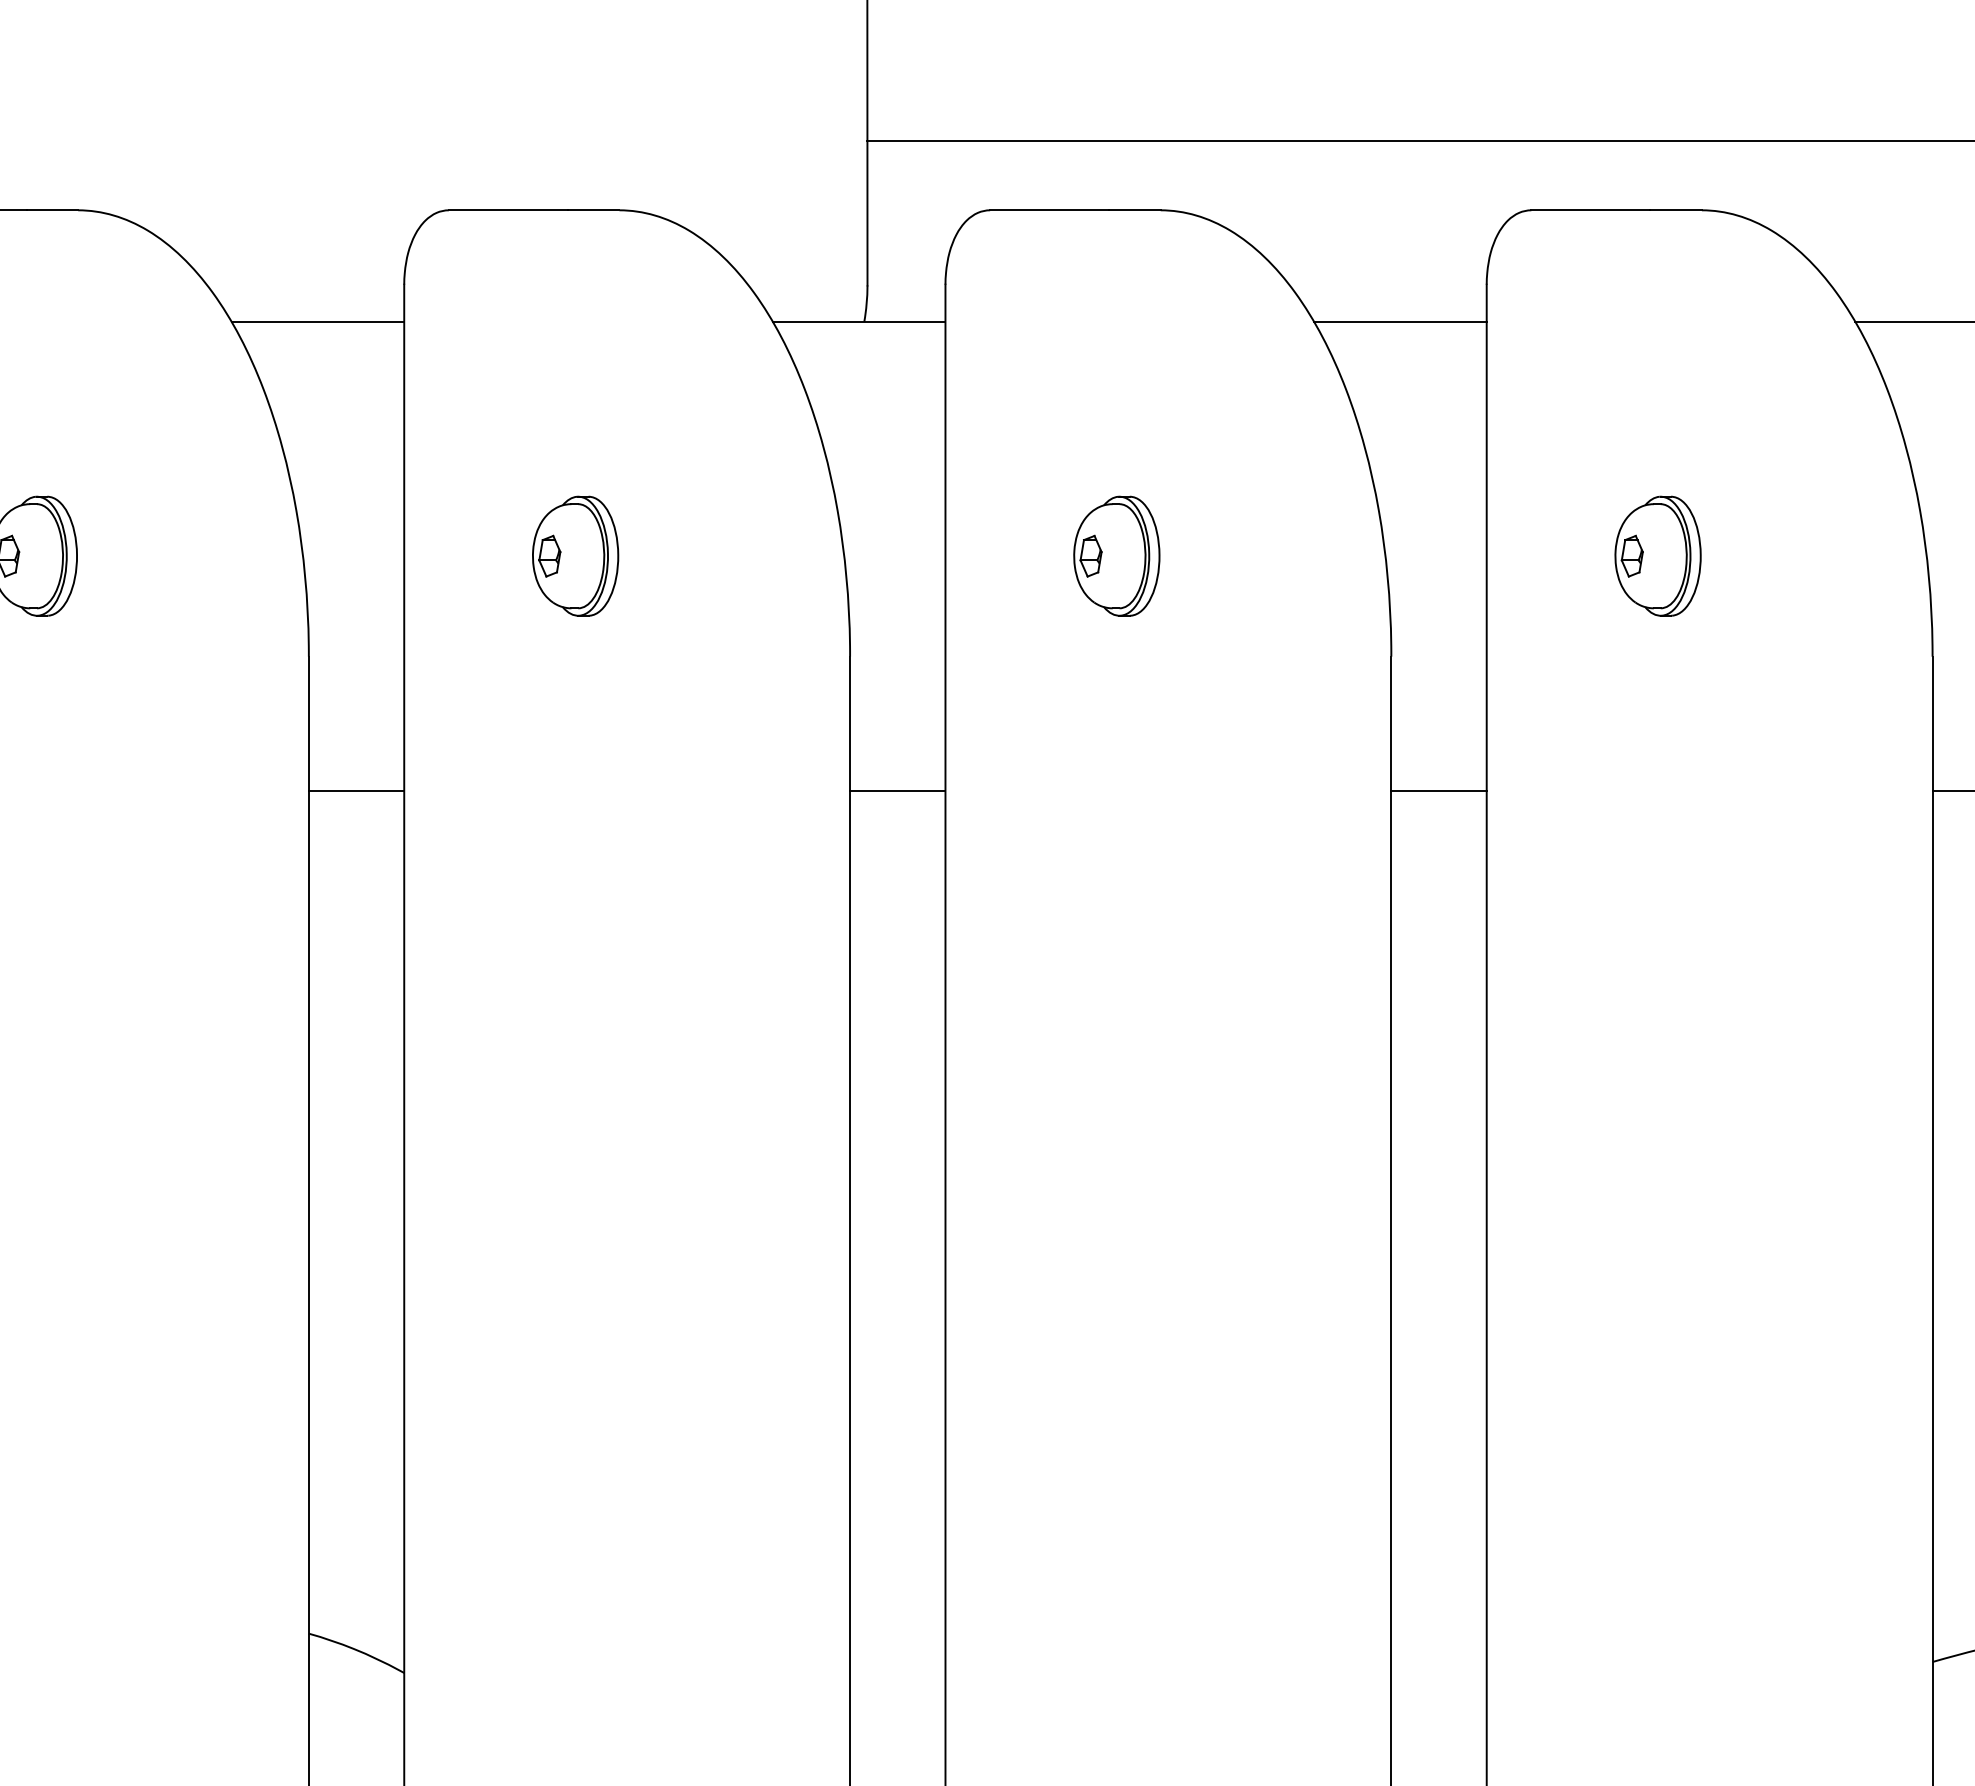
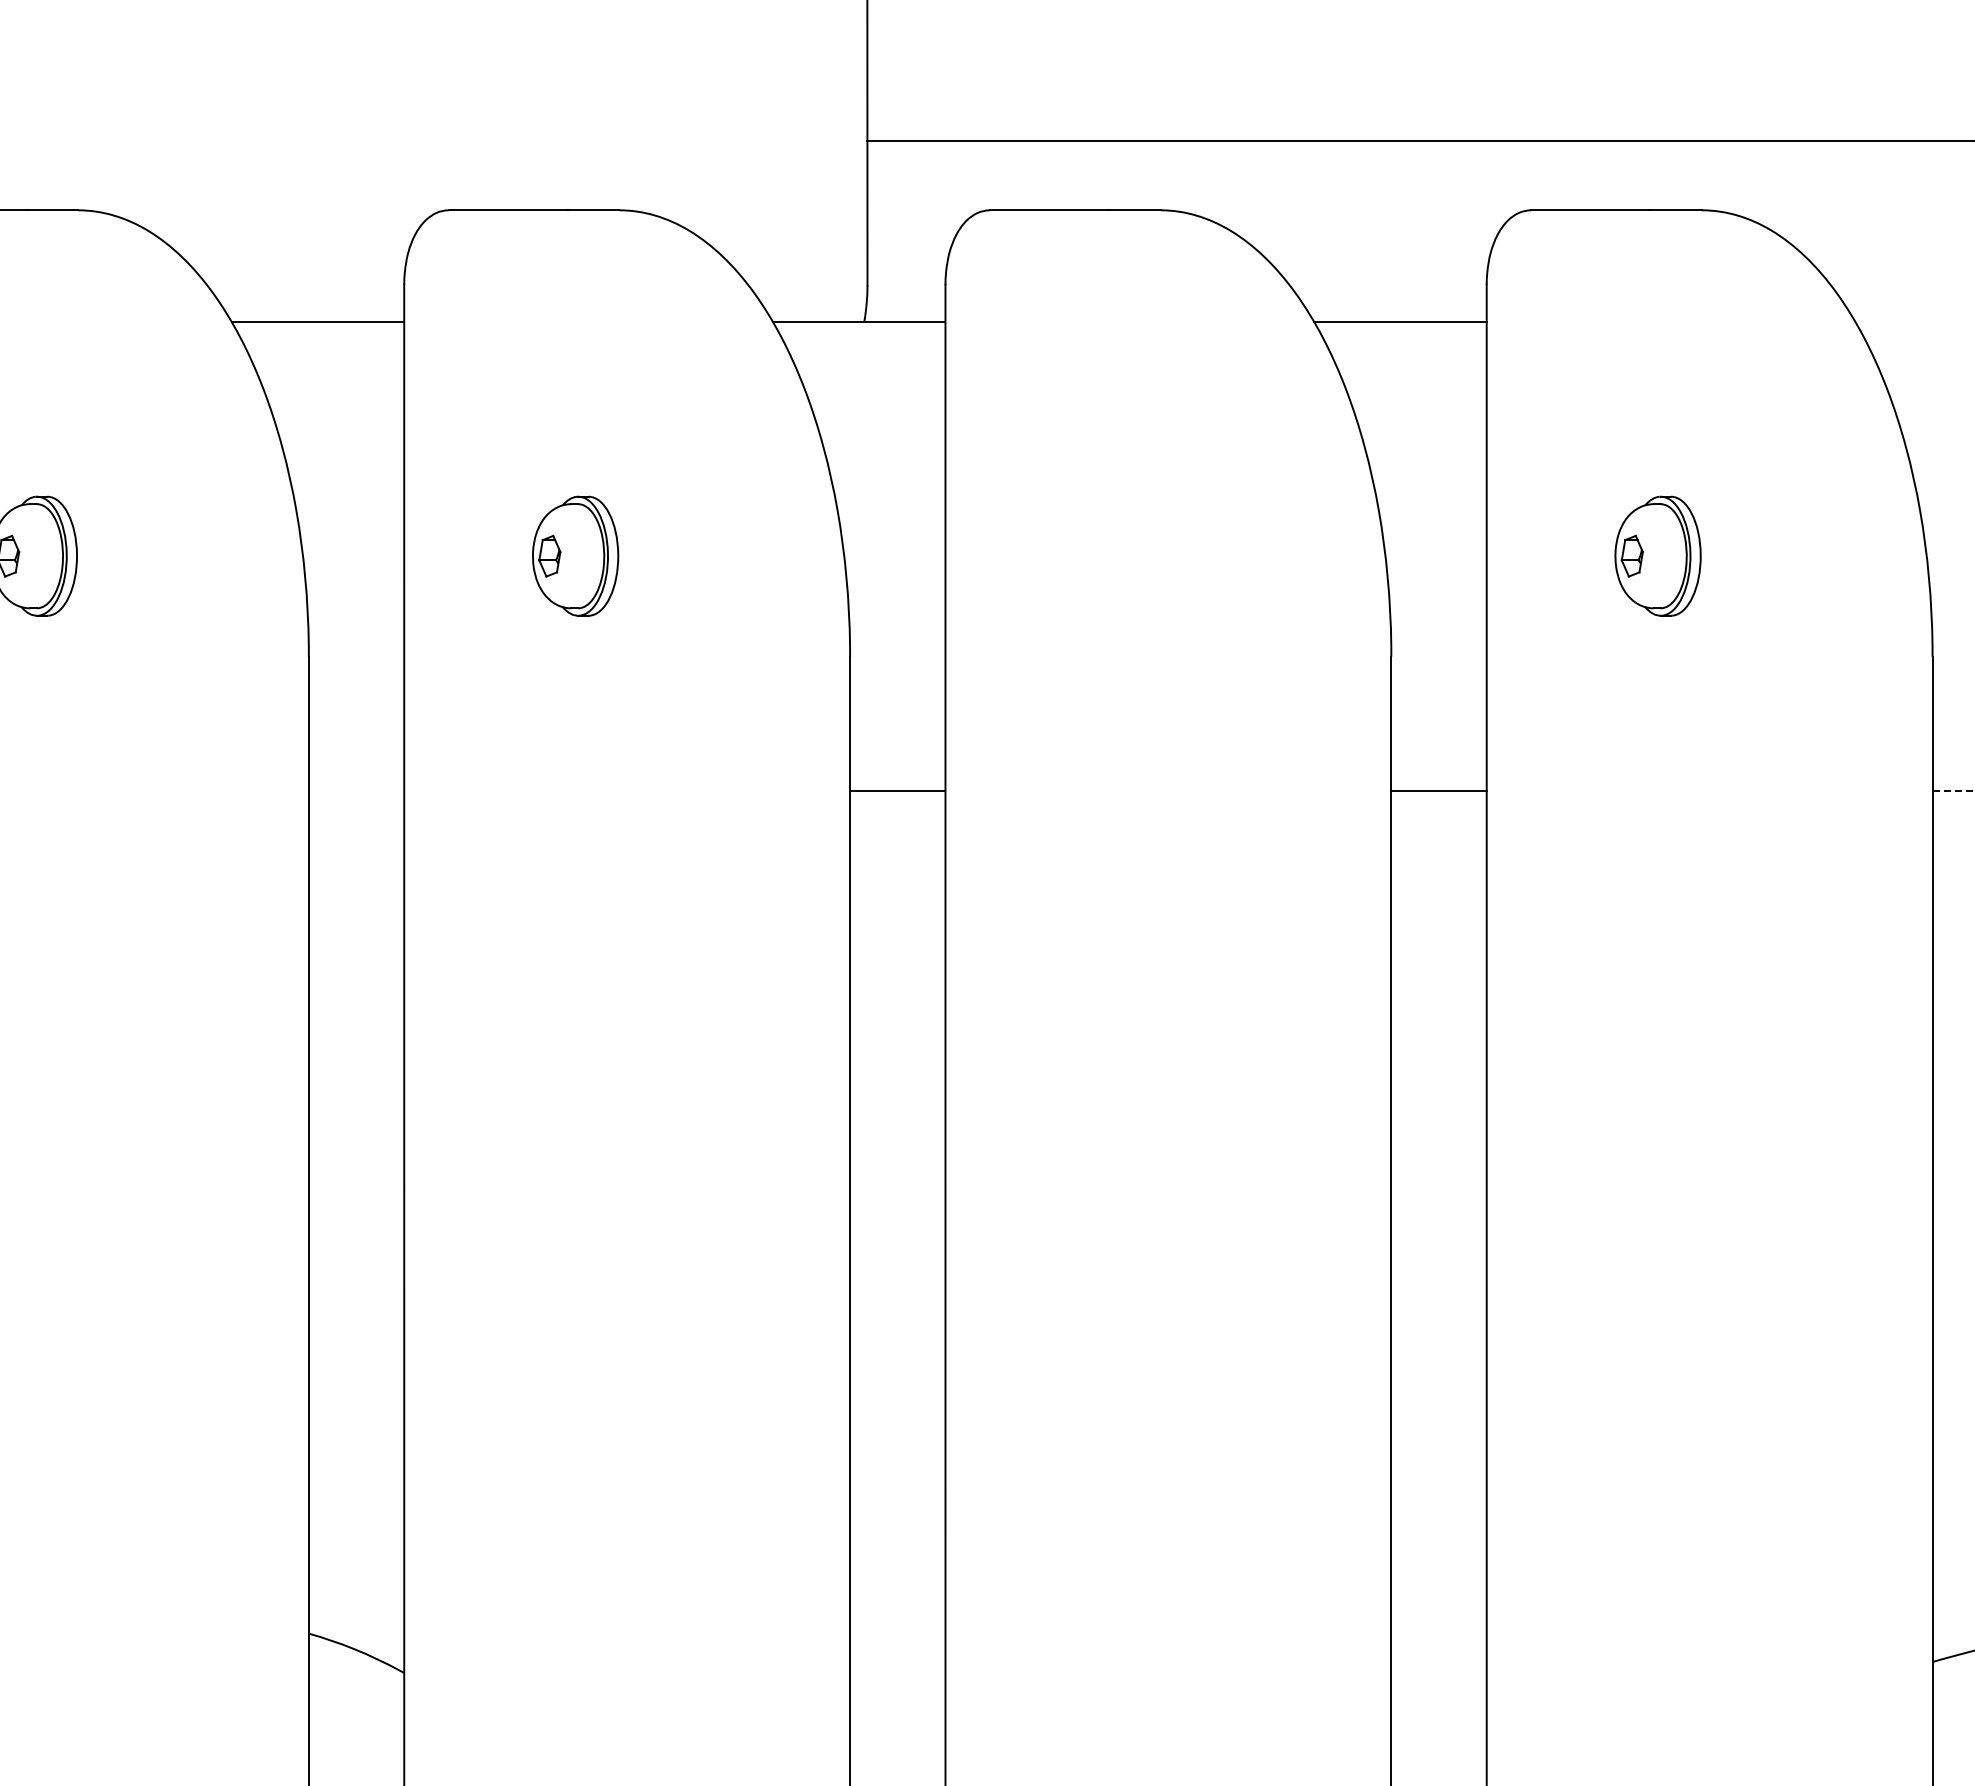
line: present -> none (1913, 321)
part: present -> none (1116, 555)
line: present -> none (356, 790)
line: solid -> dashed (1953, 790)
